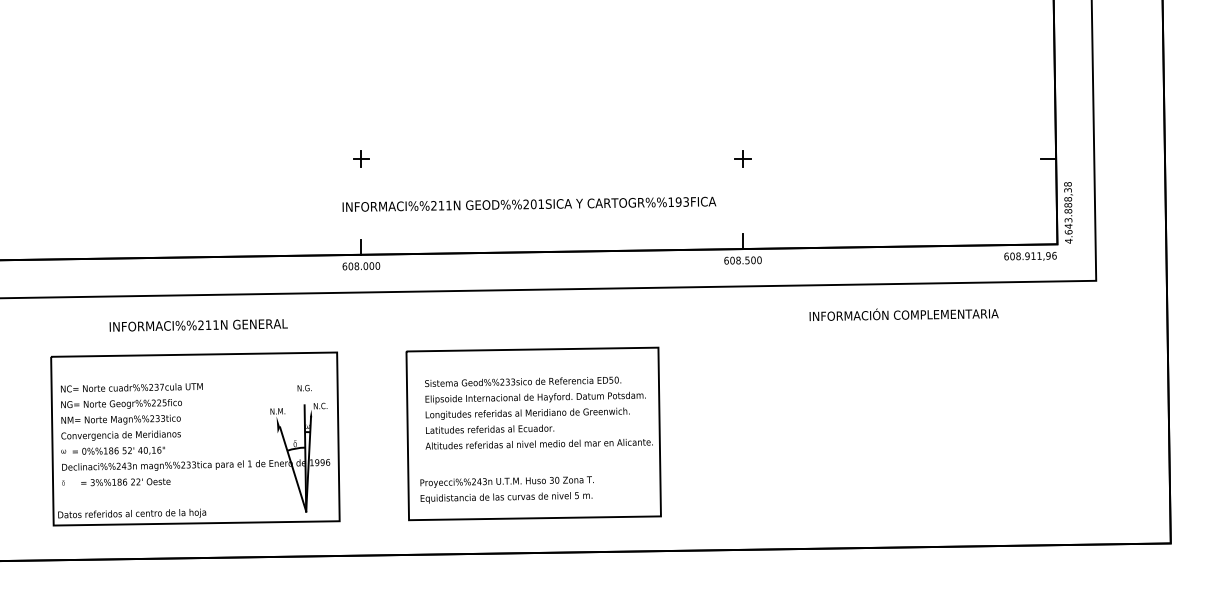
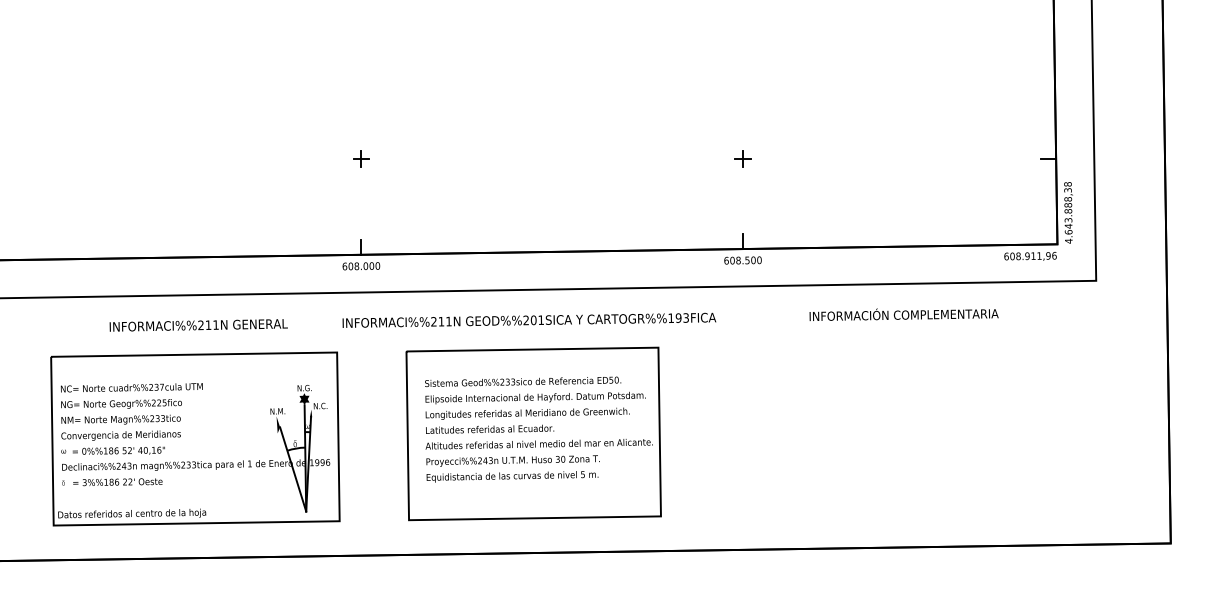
text position: (529, 203) -> (529, 319) (529, 319)
fill: none -> present (304, 399)
text position: (125, 482) -> (117, 482) (117, 482)
text position: (506, 489) -> (512, 468) (512, 468)
